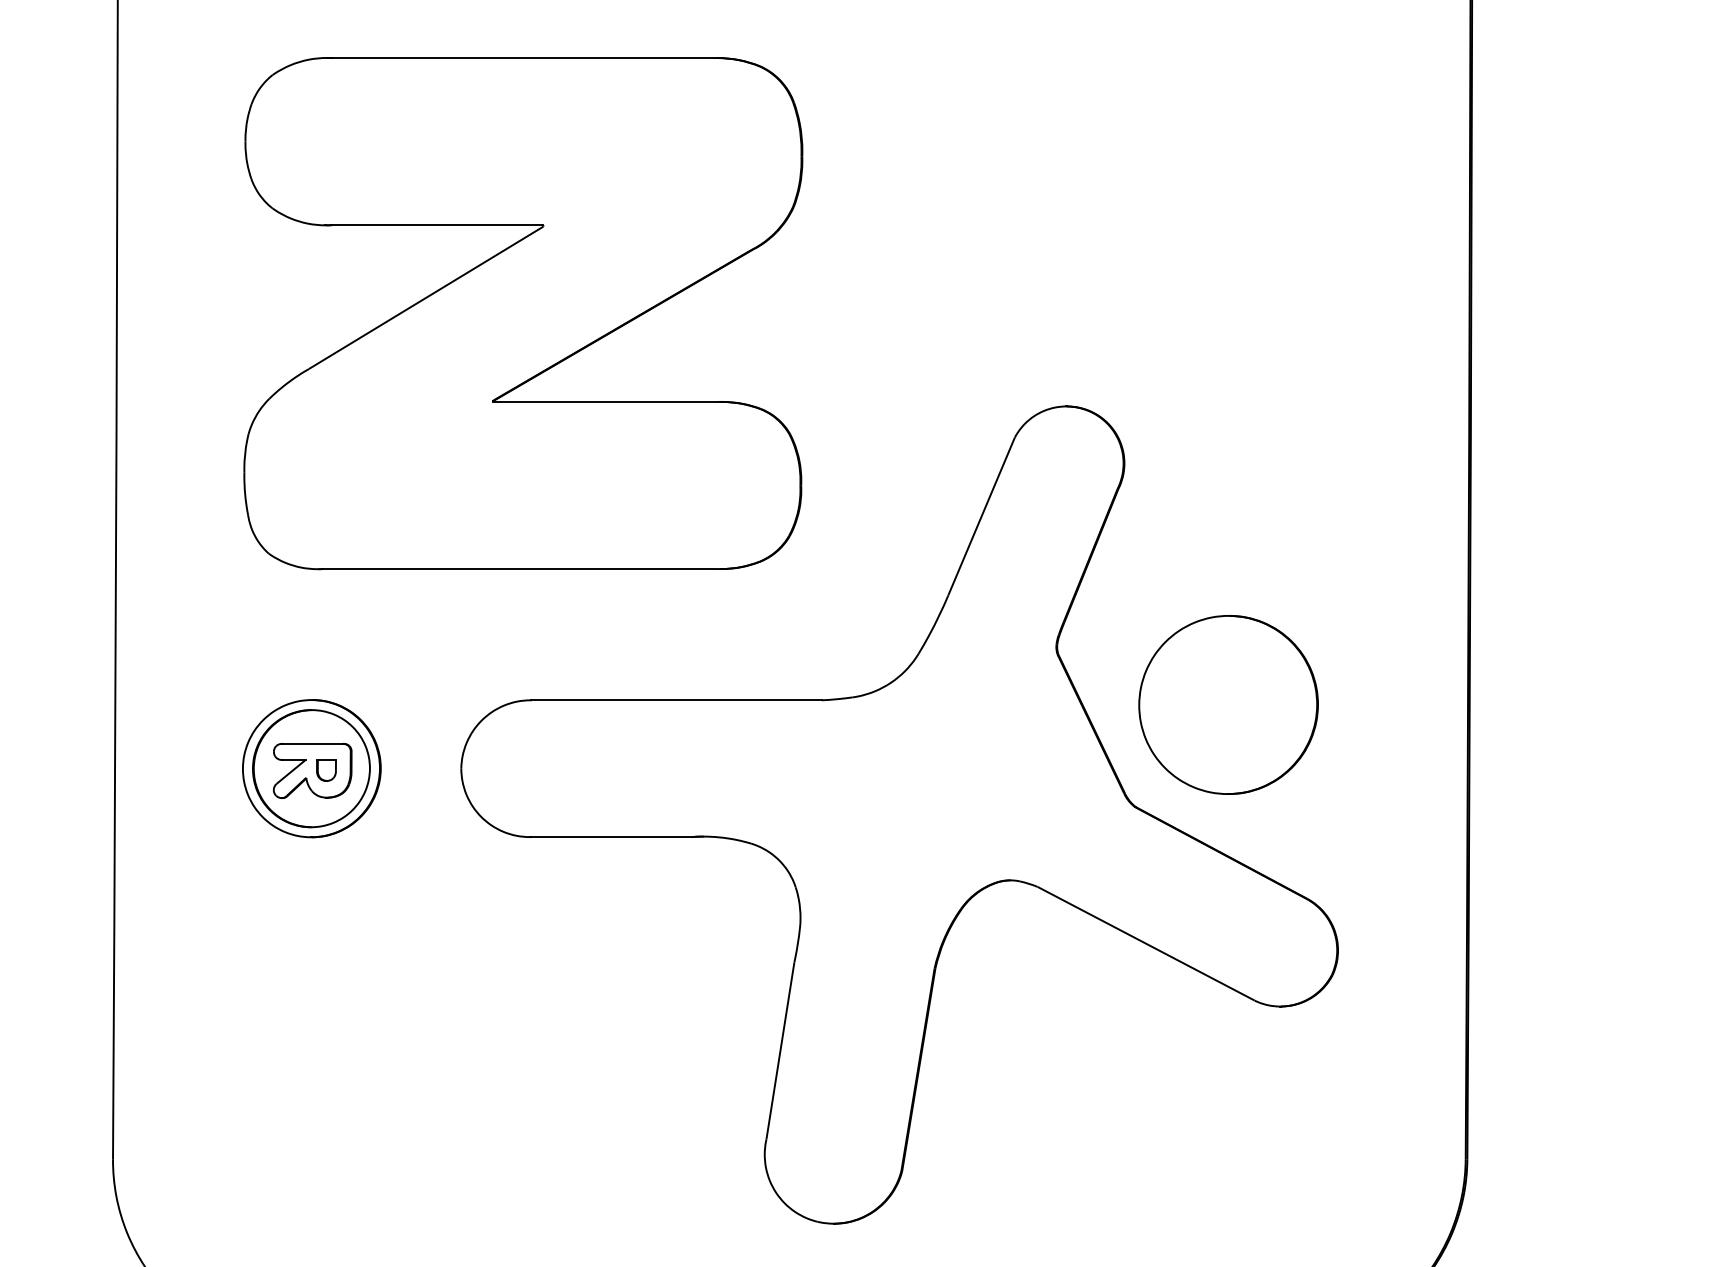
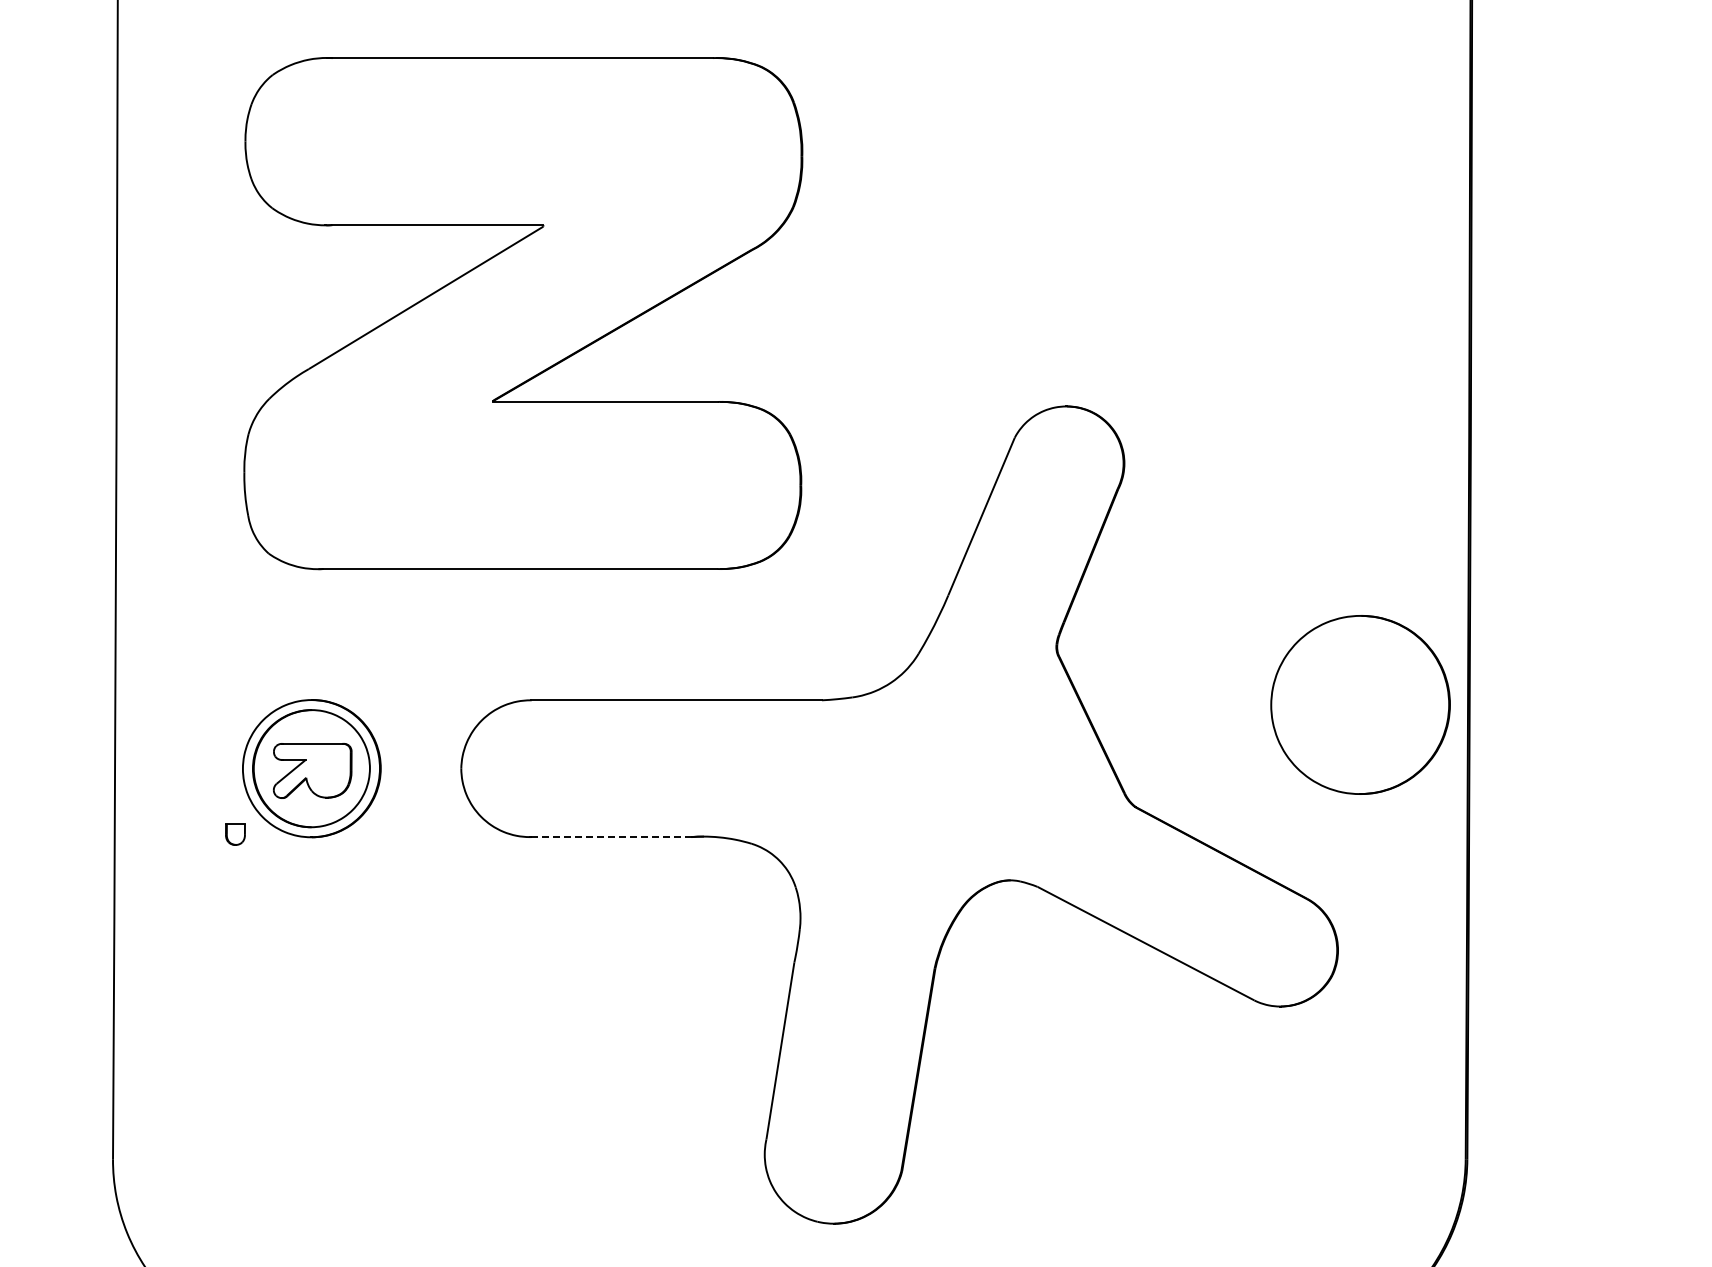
part position: (1228, 704) -> (1360, 704) (1360, 704)
part position: (326, 770) -> (235, 834) (235, 834)
line: solid -> dashed (611, 837)
